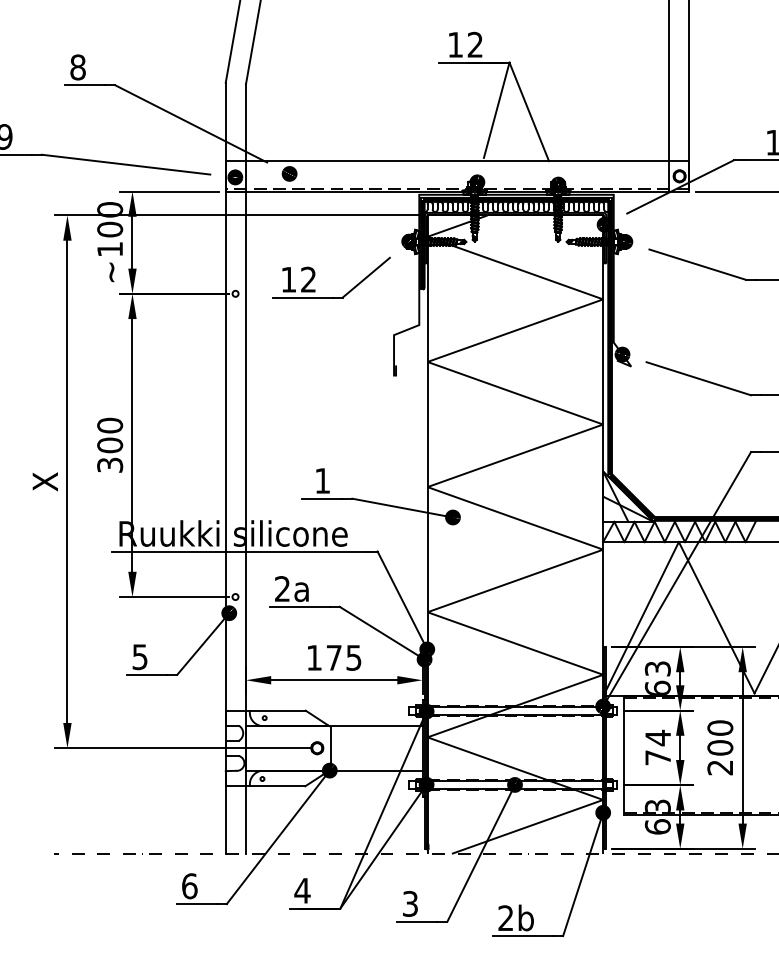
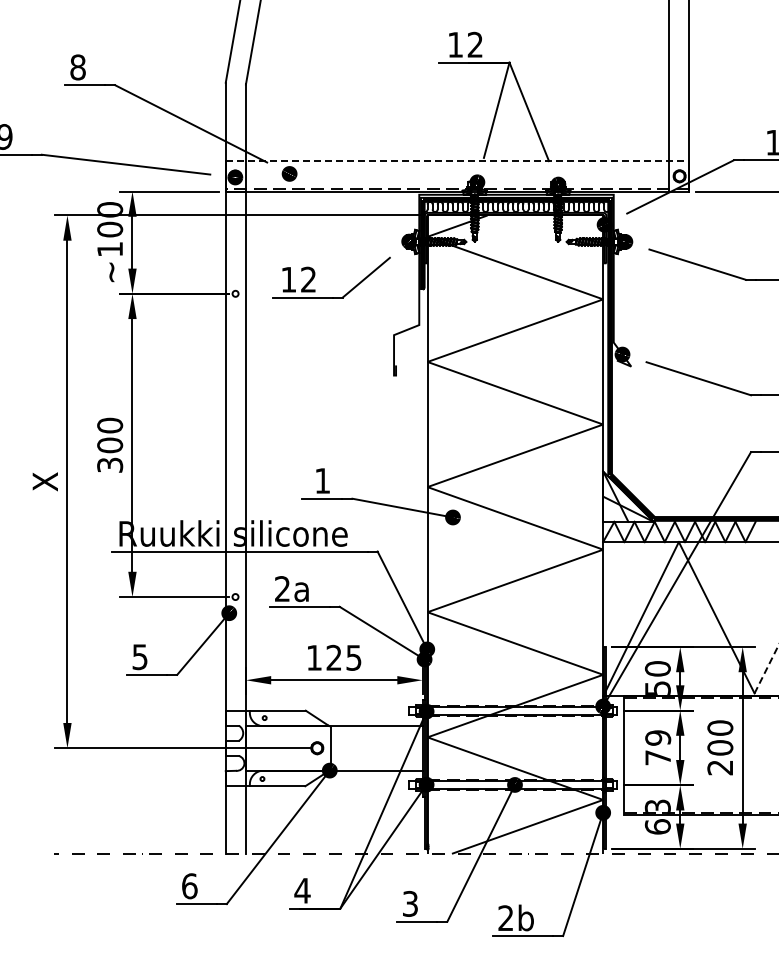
line: solid -> dashed (457, 161)
text: 175 -> 125 (333, 657)
line: solid -> dashed (766, 669)
text: 63 -> 50 (657, 677)
text: 74 -> 79 (658, 737)
